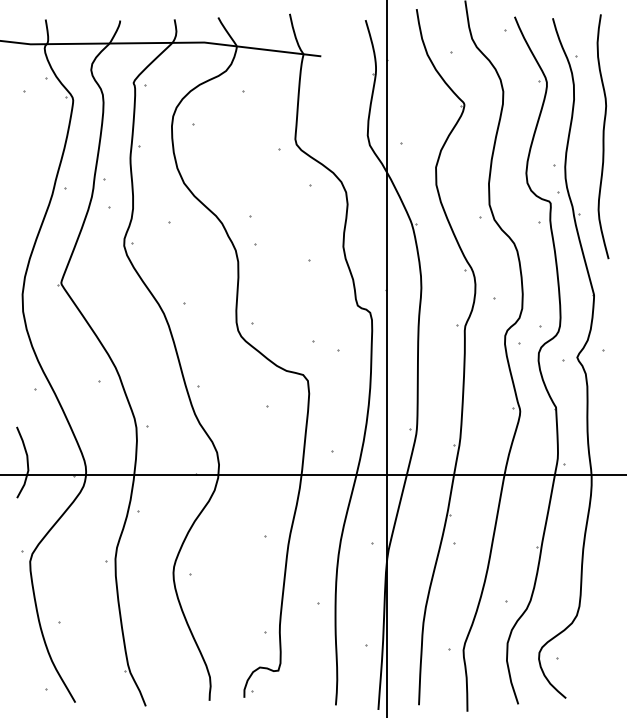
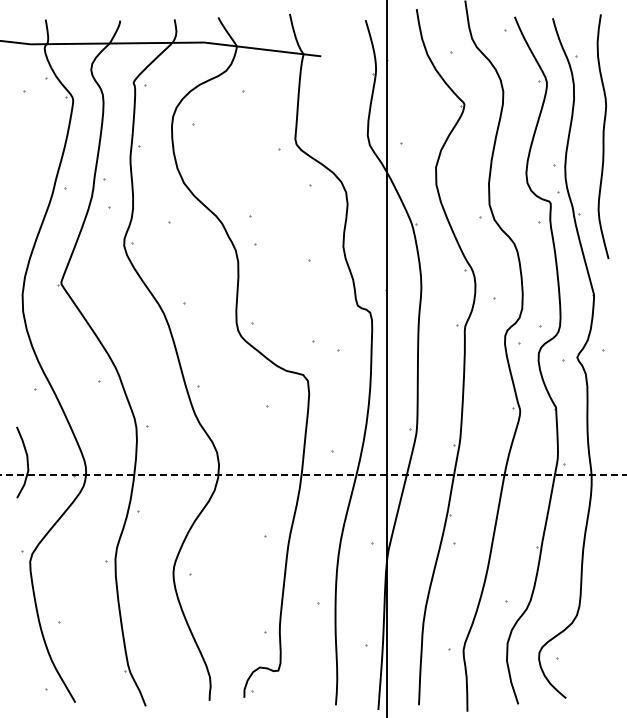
line: solid -> dashed (312, 475)
